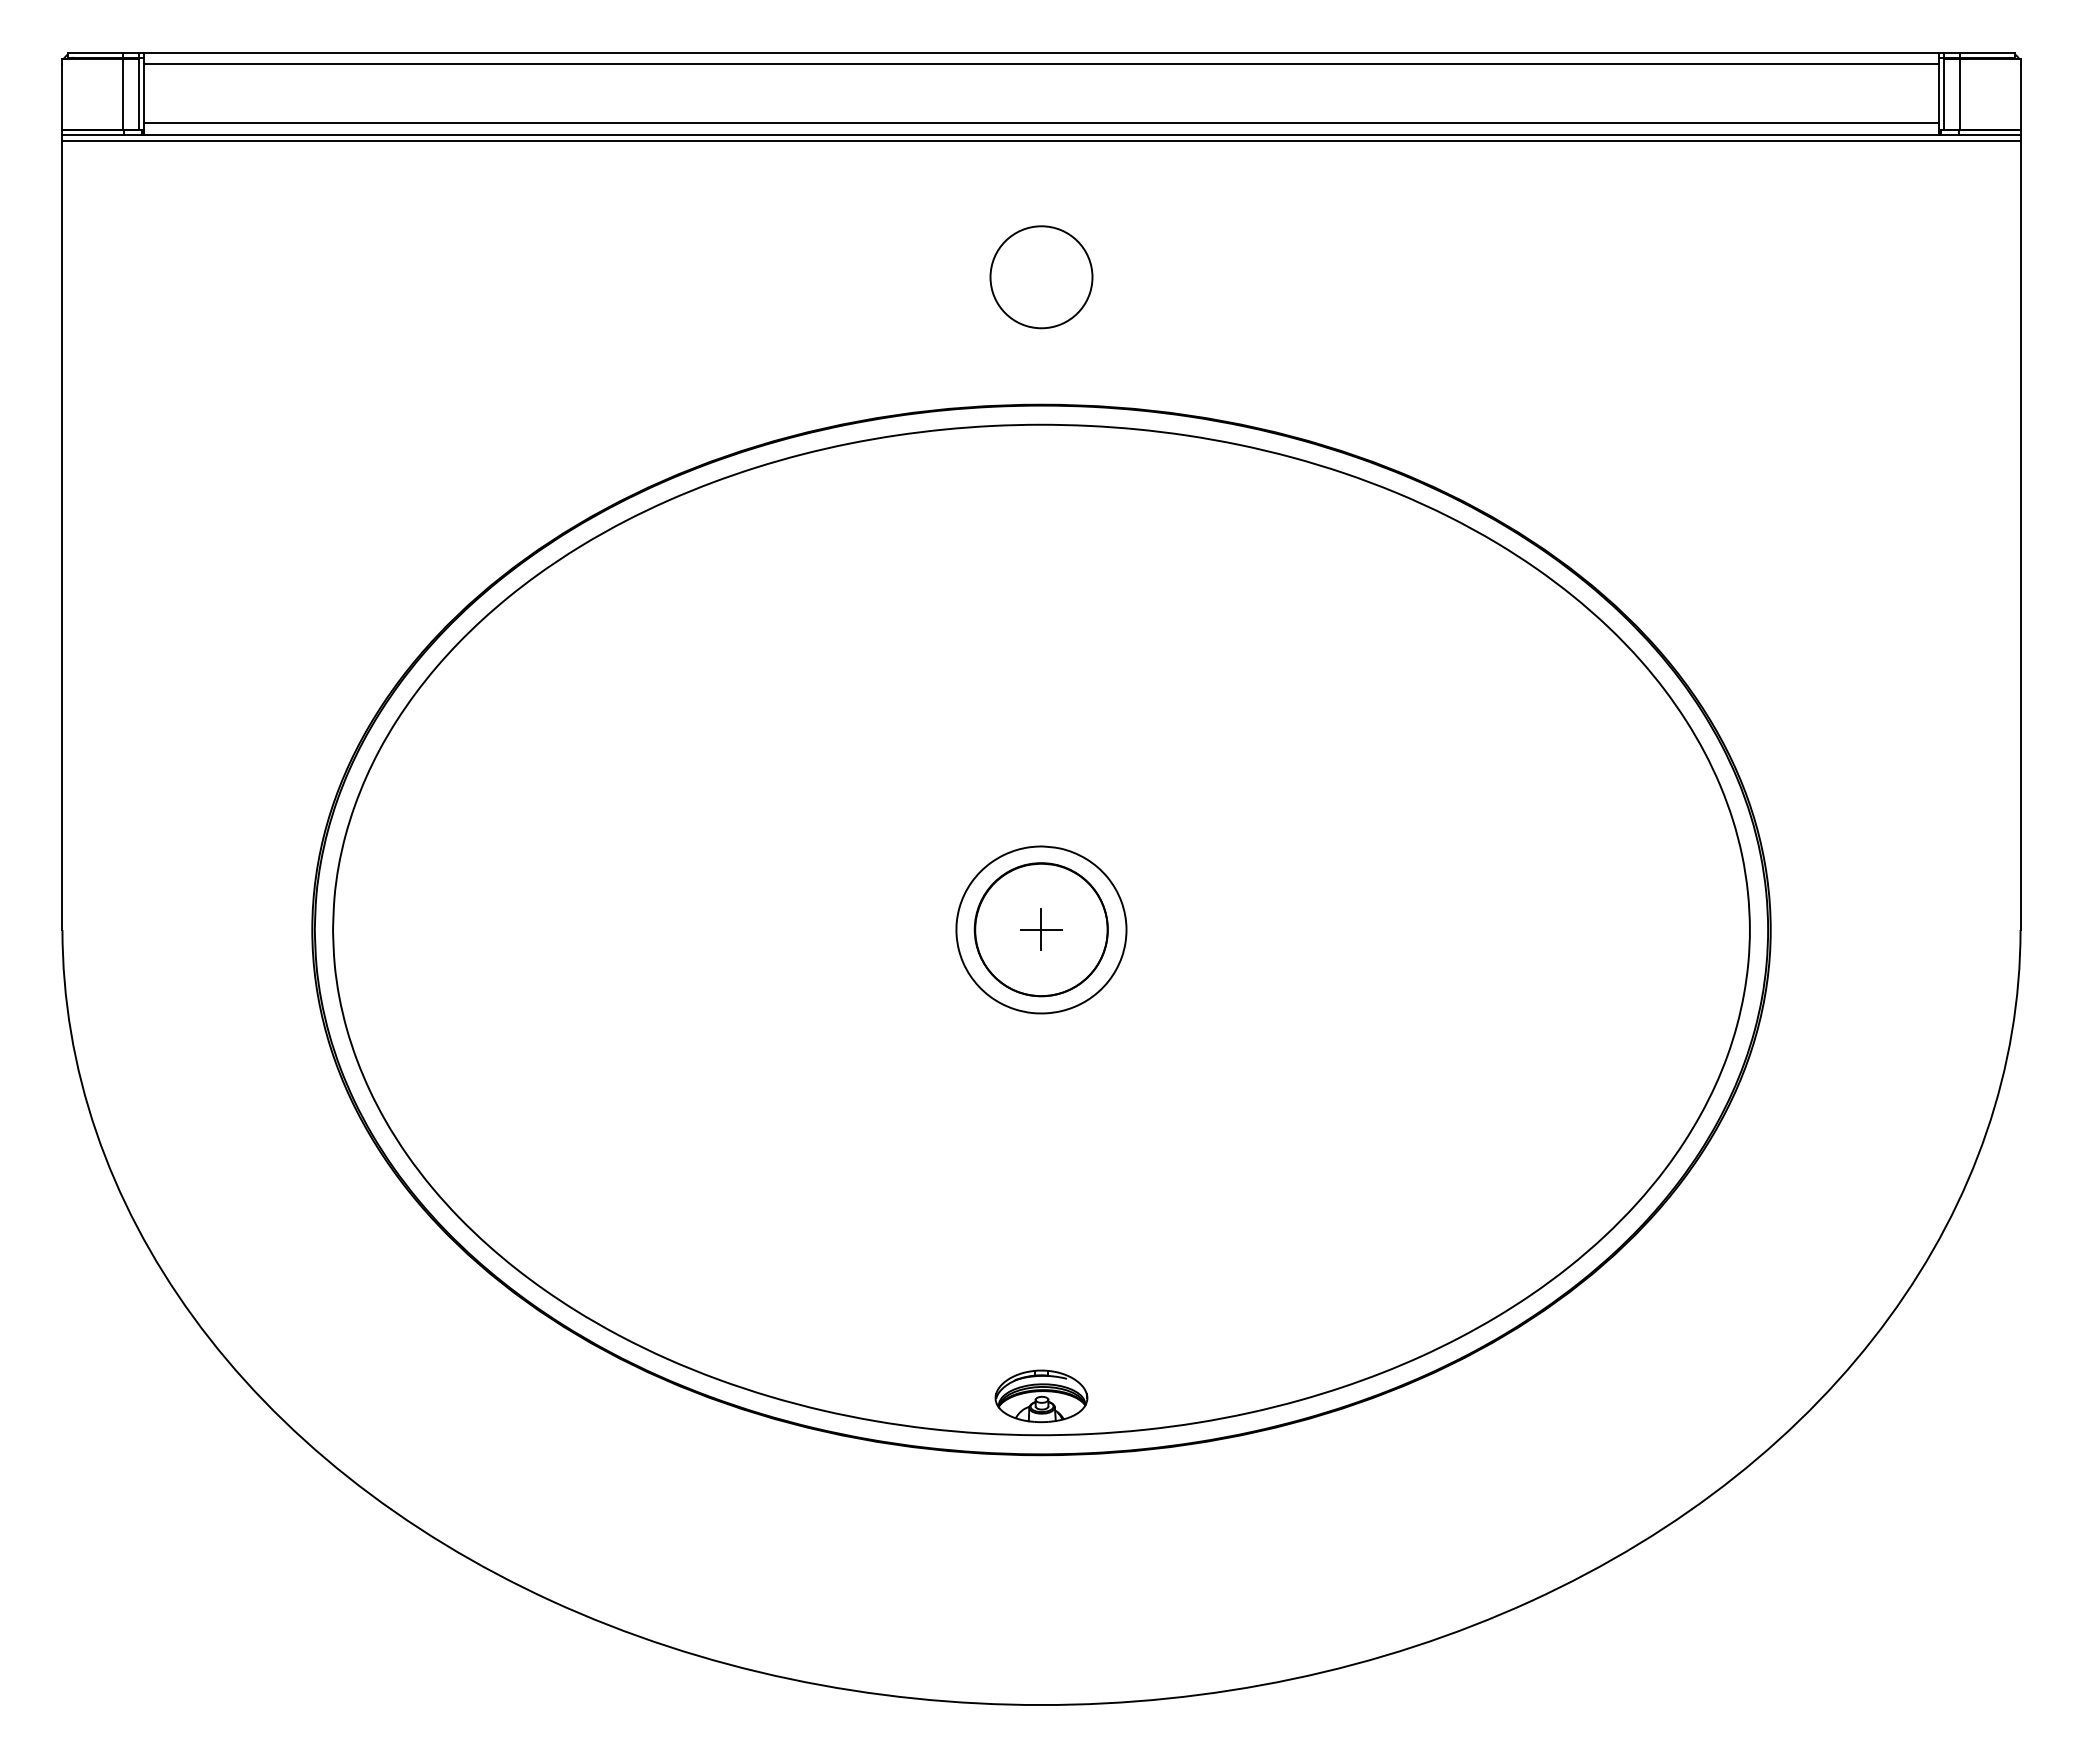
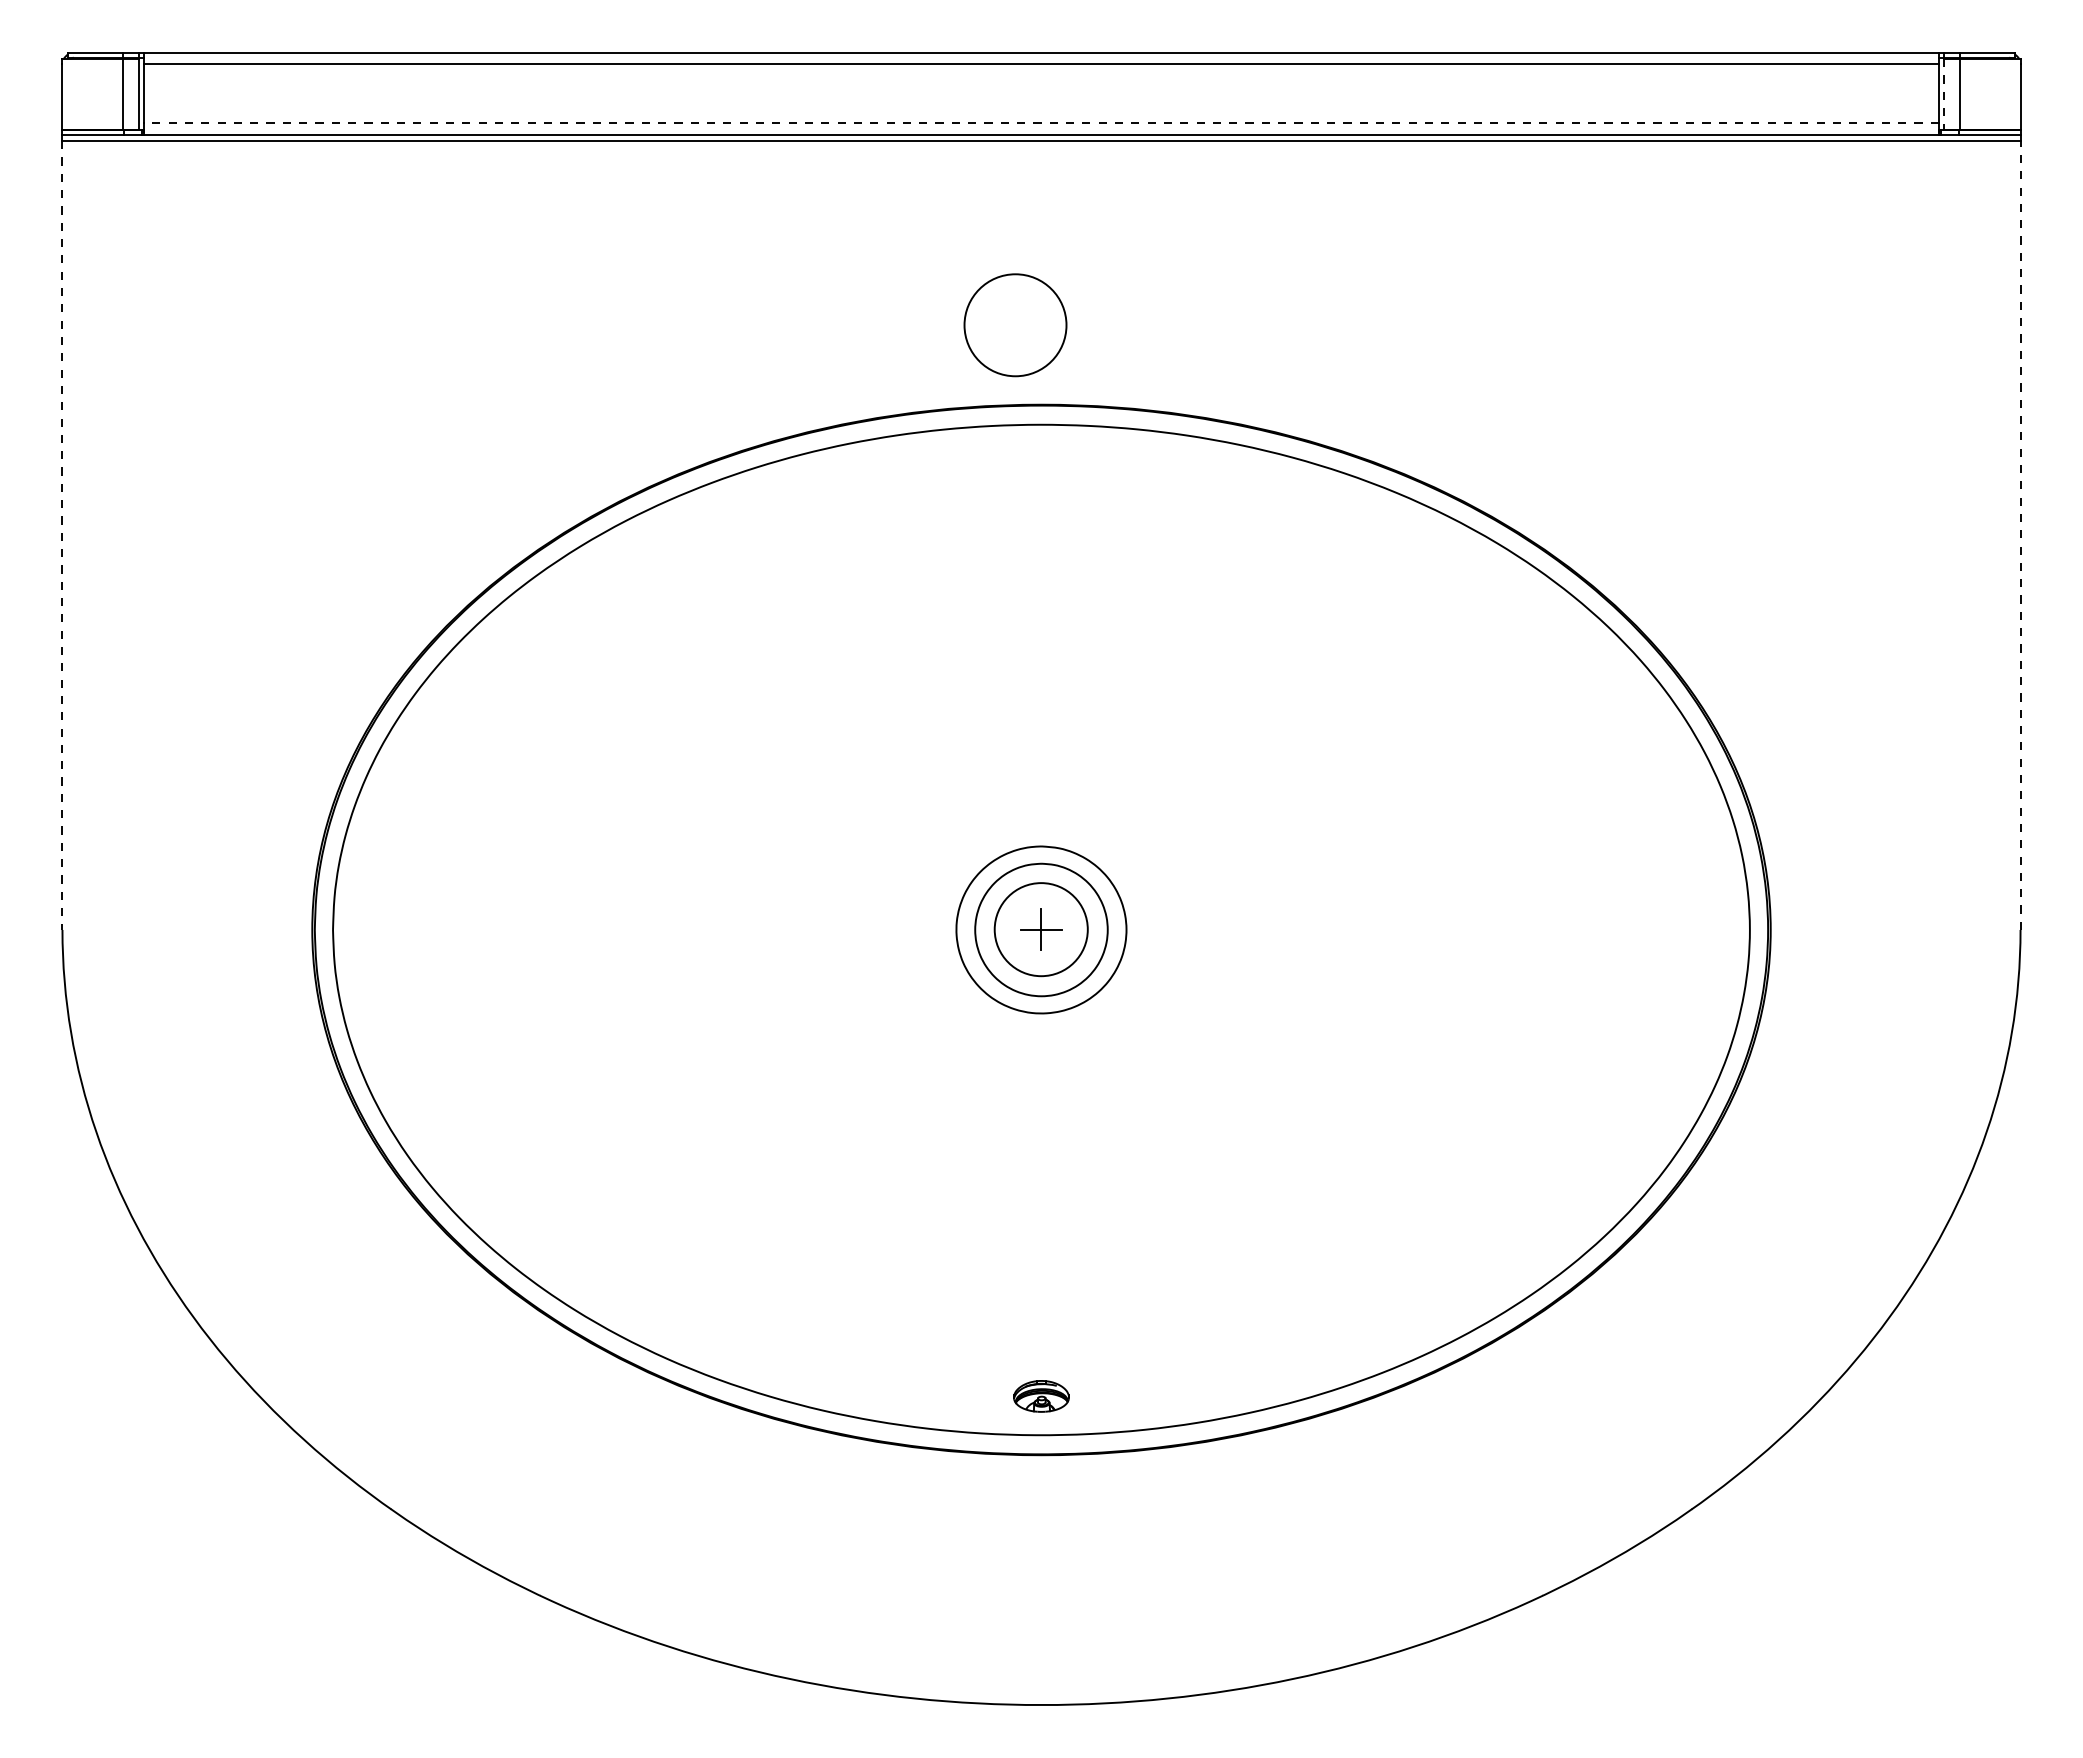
line: solid -> dashed (1944, 94)
line: solid -> dashed (1041, 123)
circle position: (1041, 277) -> (1015, 325) (1015, 325)
line: solid -> dashed (2020, 535)
line: solid -> dashed (62, 536)
circle diameter: 133 px -> 93 px (1040, 929)
part size: 95x55 px -> 57x33 px (1041, 1396)
